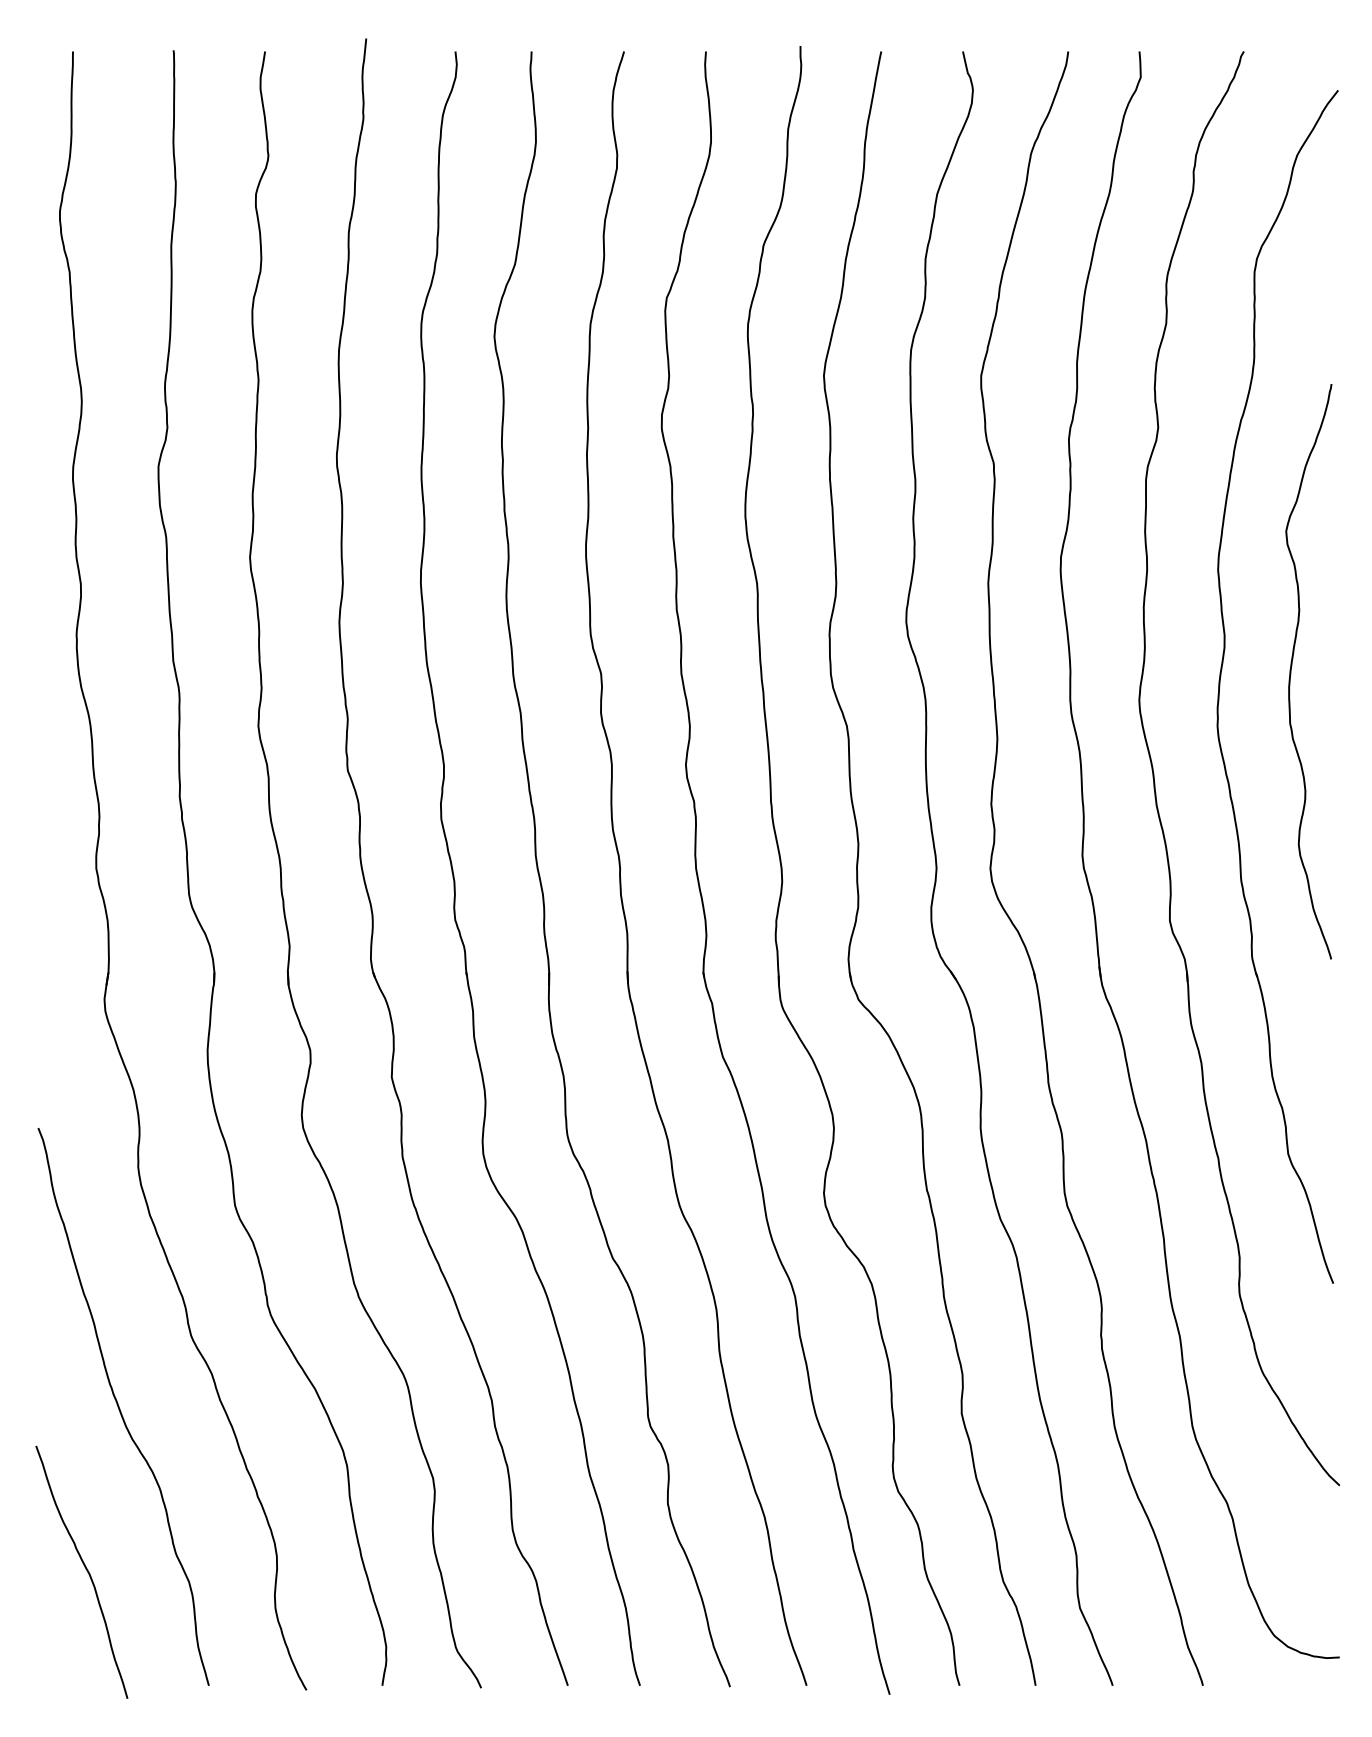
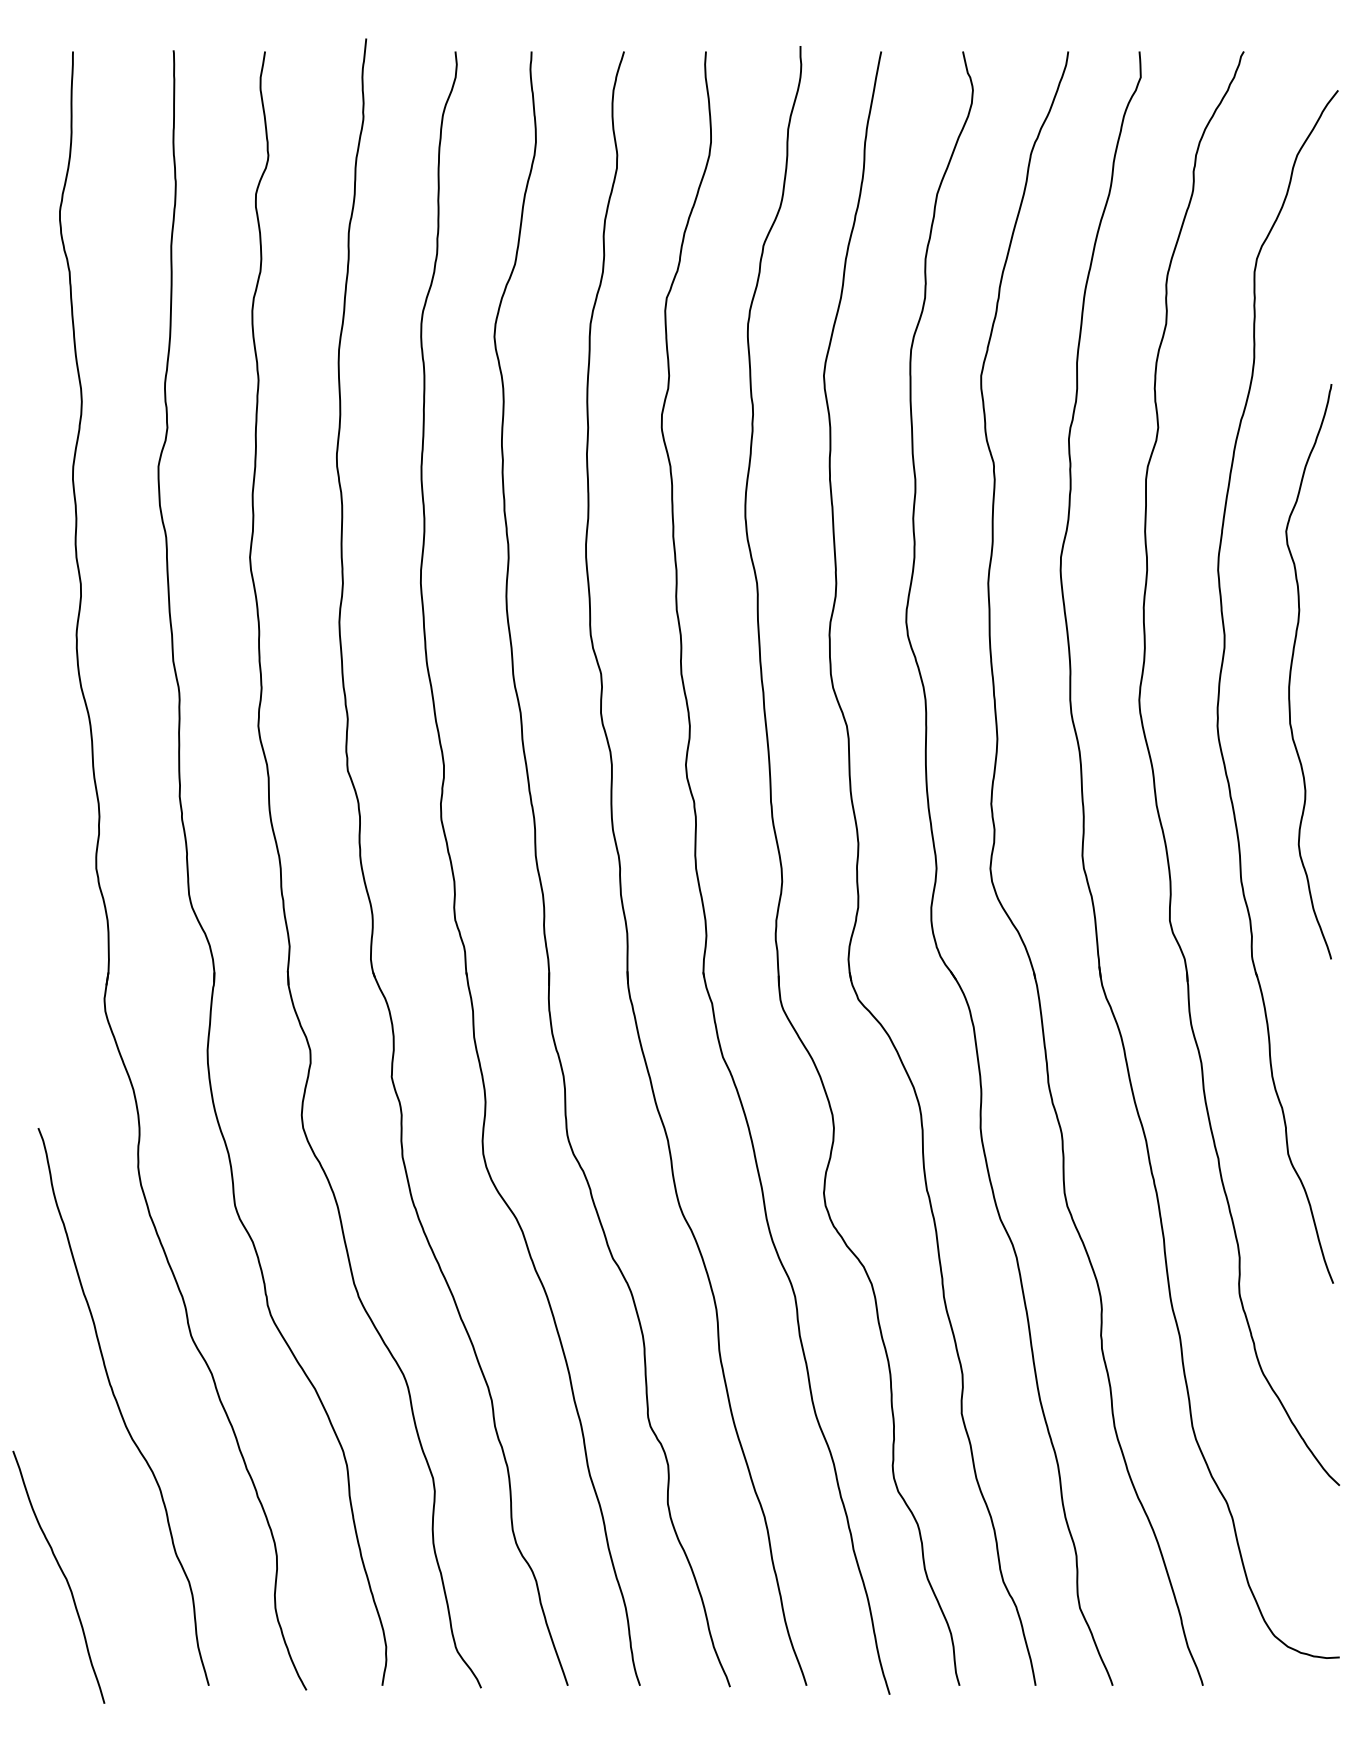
curve position: (85, 1569) -> (62, 1574) (62, 1574)
